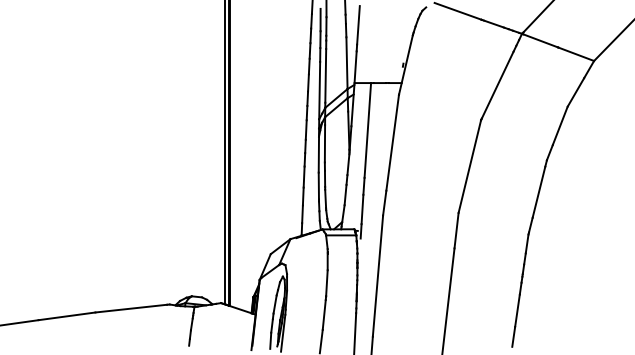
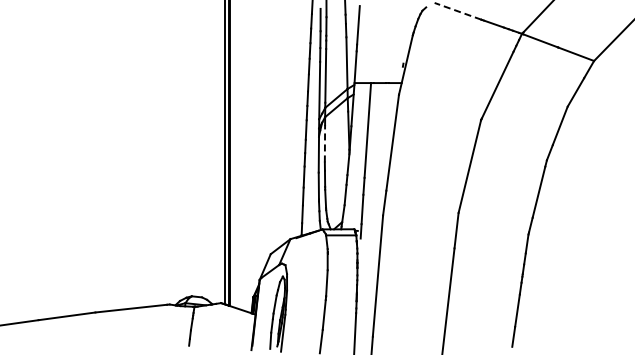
line: solid -> dashed (458, 11)
line: solid -> dashed (324, 143)
